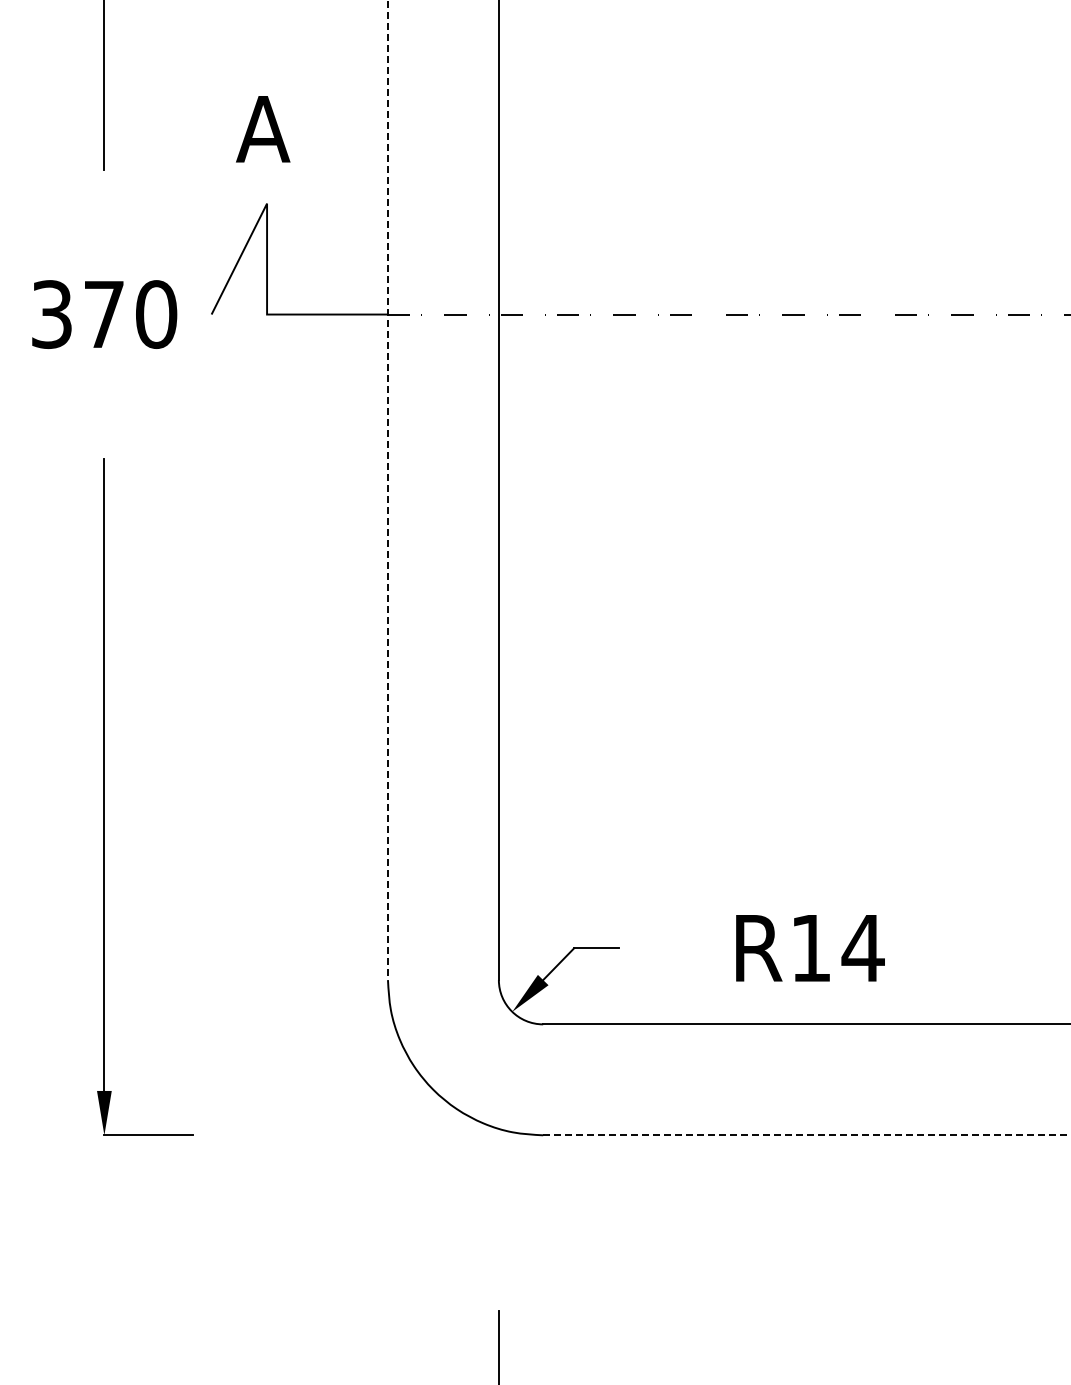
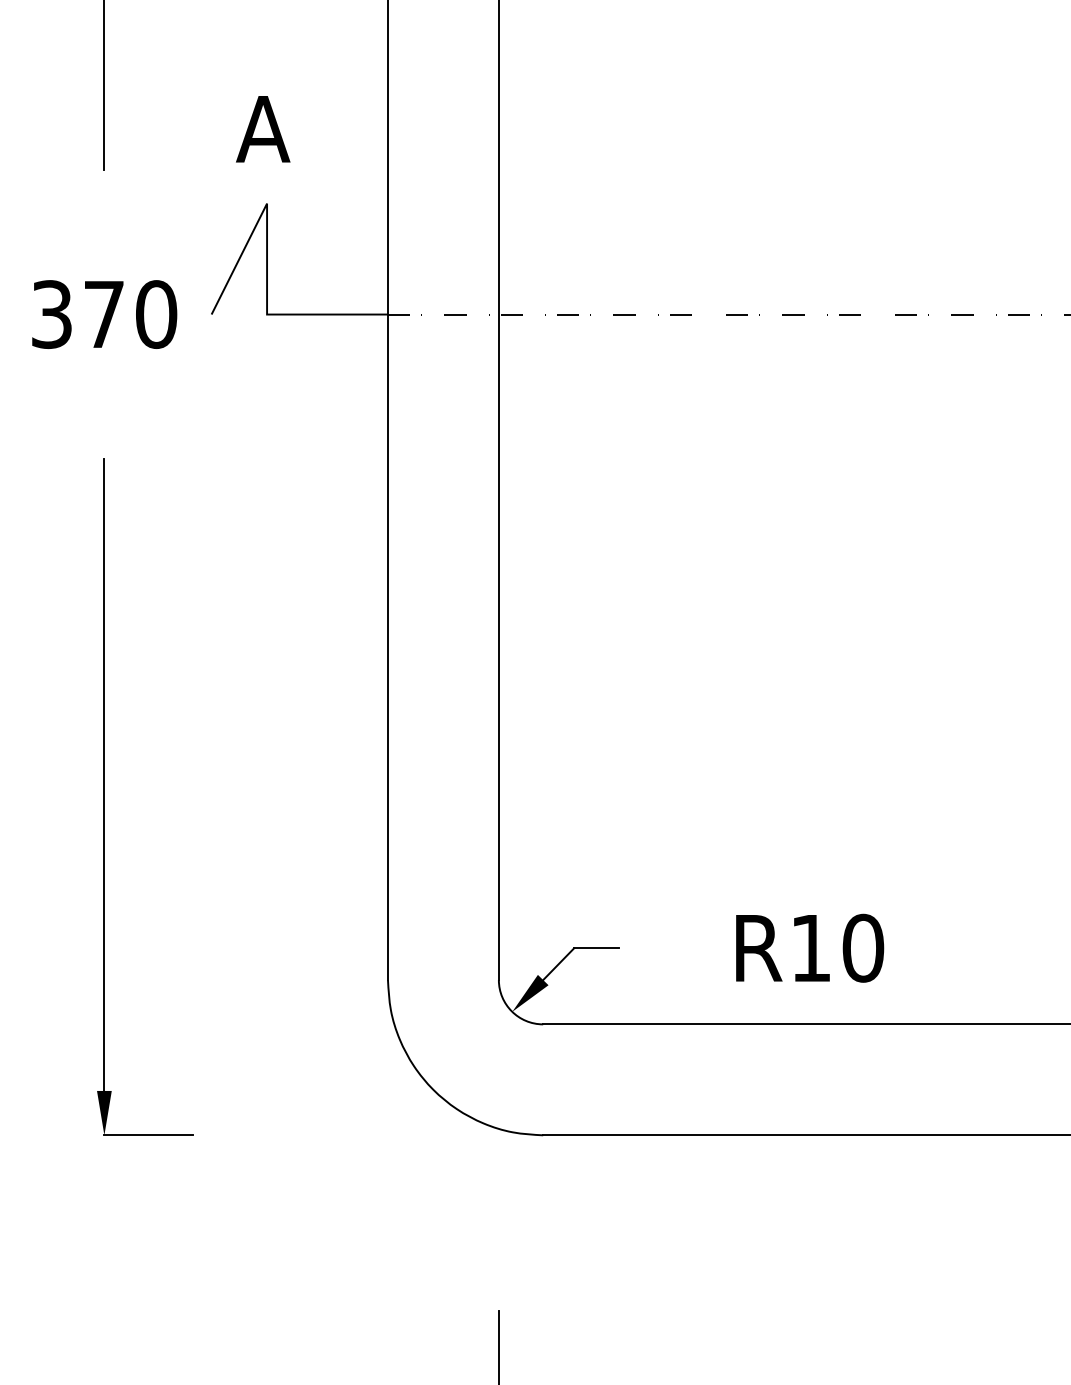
line: dashed -> solid (387, 490)
text: R14 -> R10 (862, 947)
line: dashed -> solid (807, 1135)
